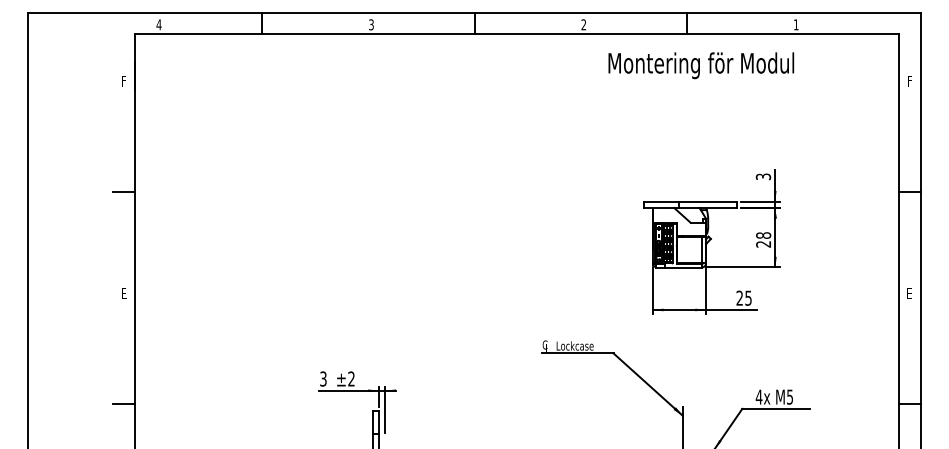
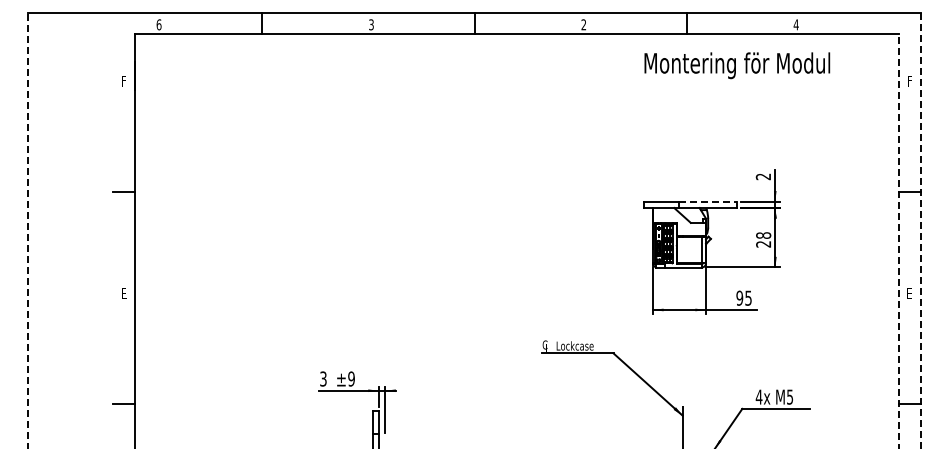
text: 4 -> 6 (158, 24)
text: 1 -> 4 (795, 24)
text position: (701, 65) -> (737, 65) (737, 65)
text: 3 -> 2 (763, 176)
line: solid -> dashed (708, 201)
line: solid -> dashed (28, 230)
line: solid -> dashed (920, 231)
line: solid -> dashed (899, 241)
text: 25 -> 95 (739, 297)
text: ±2 -> ±9 (351, 378)
